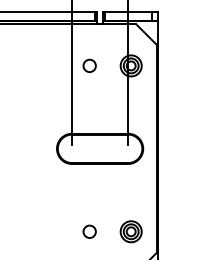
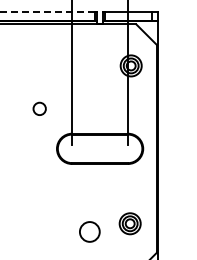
line: solid -> dashed (46, 12)
circle position: (89, 65) -> (39, 108) (39, 108)
circle size: 15x15 px -> 22x22 px (89, 231)
part position: (130, 231) -> (129, 223) (129, 223)
